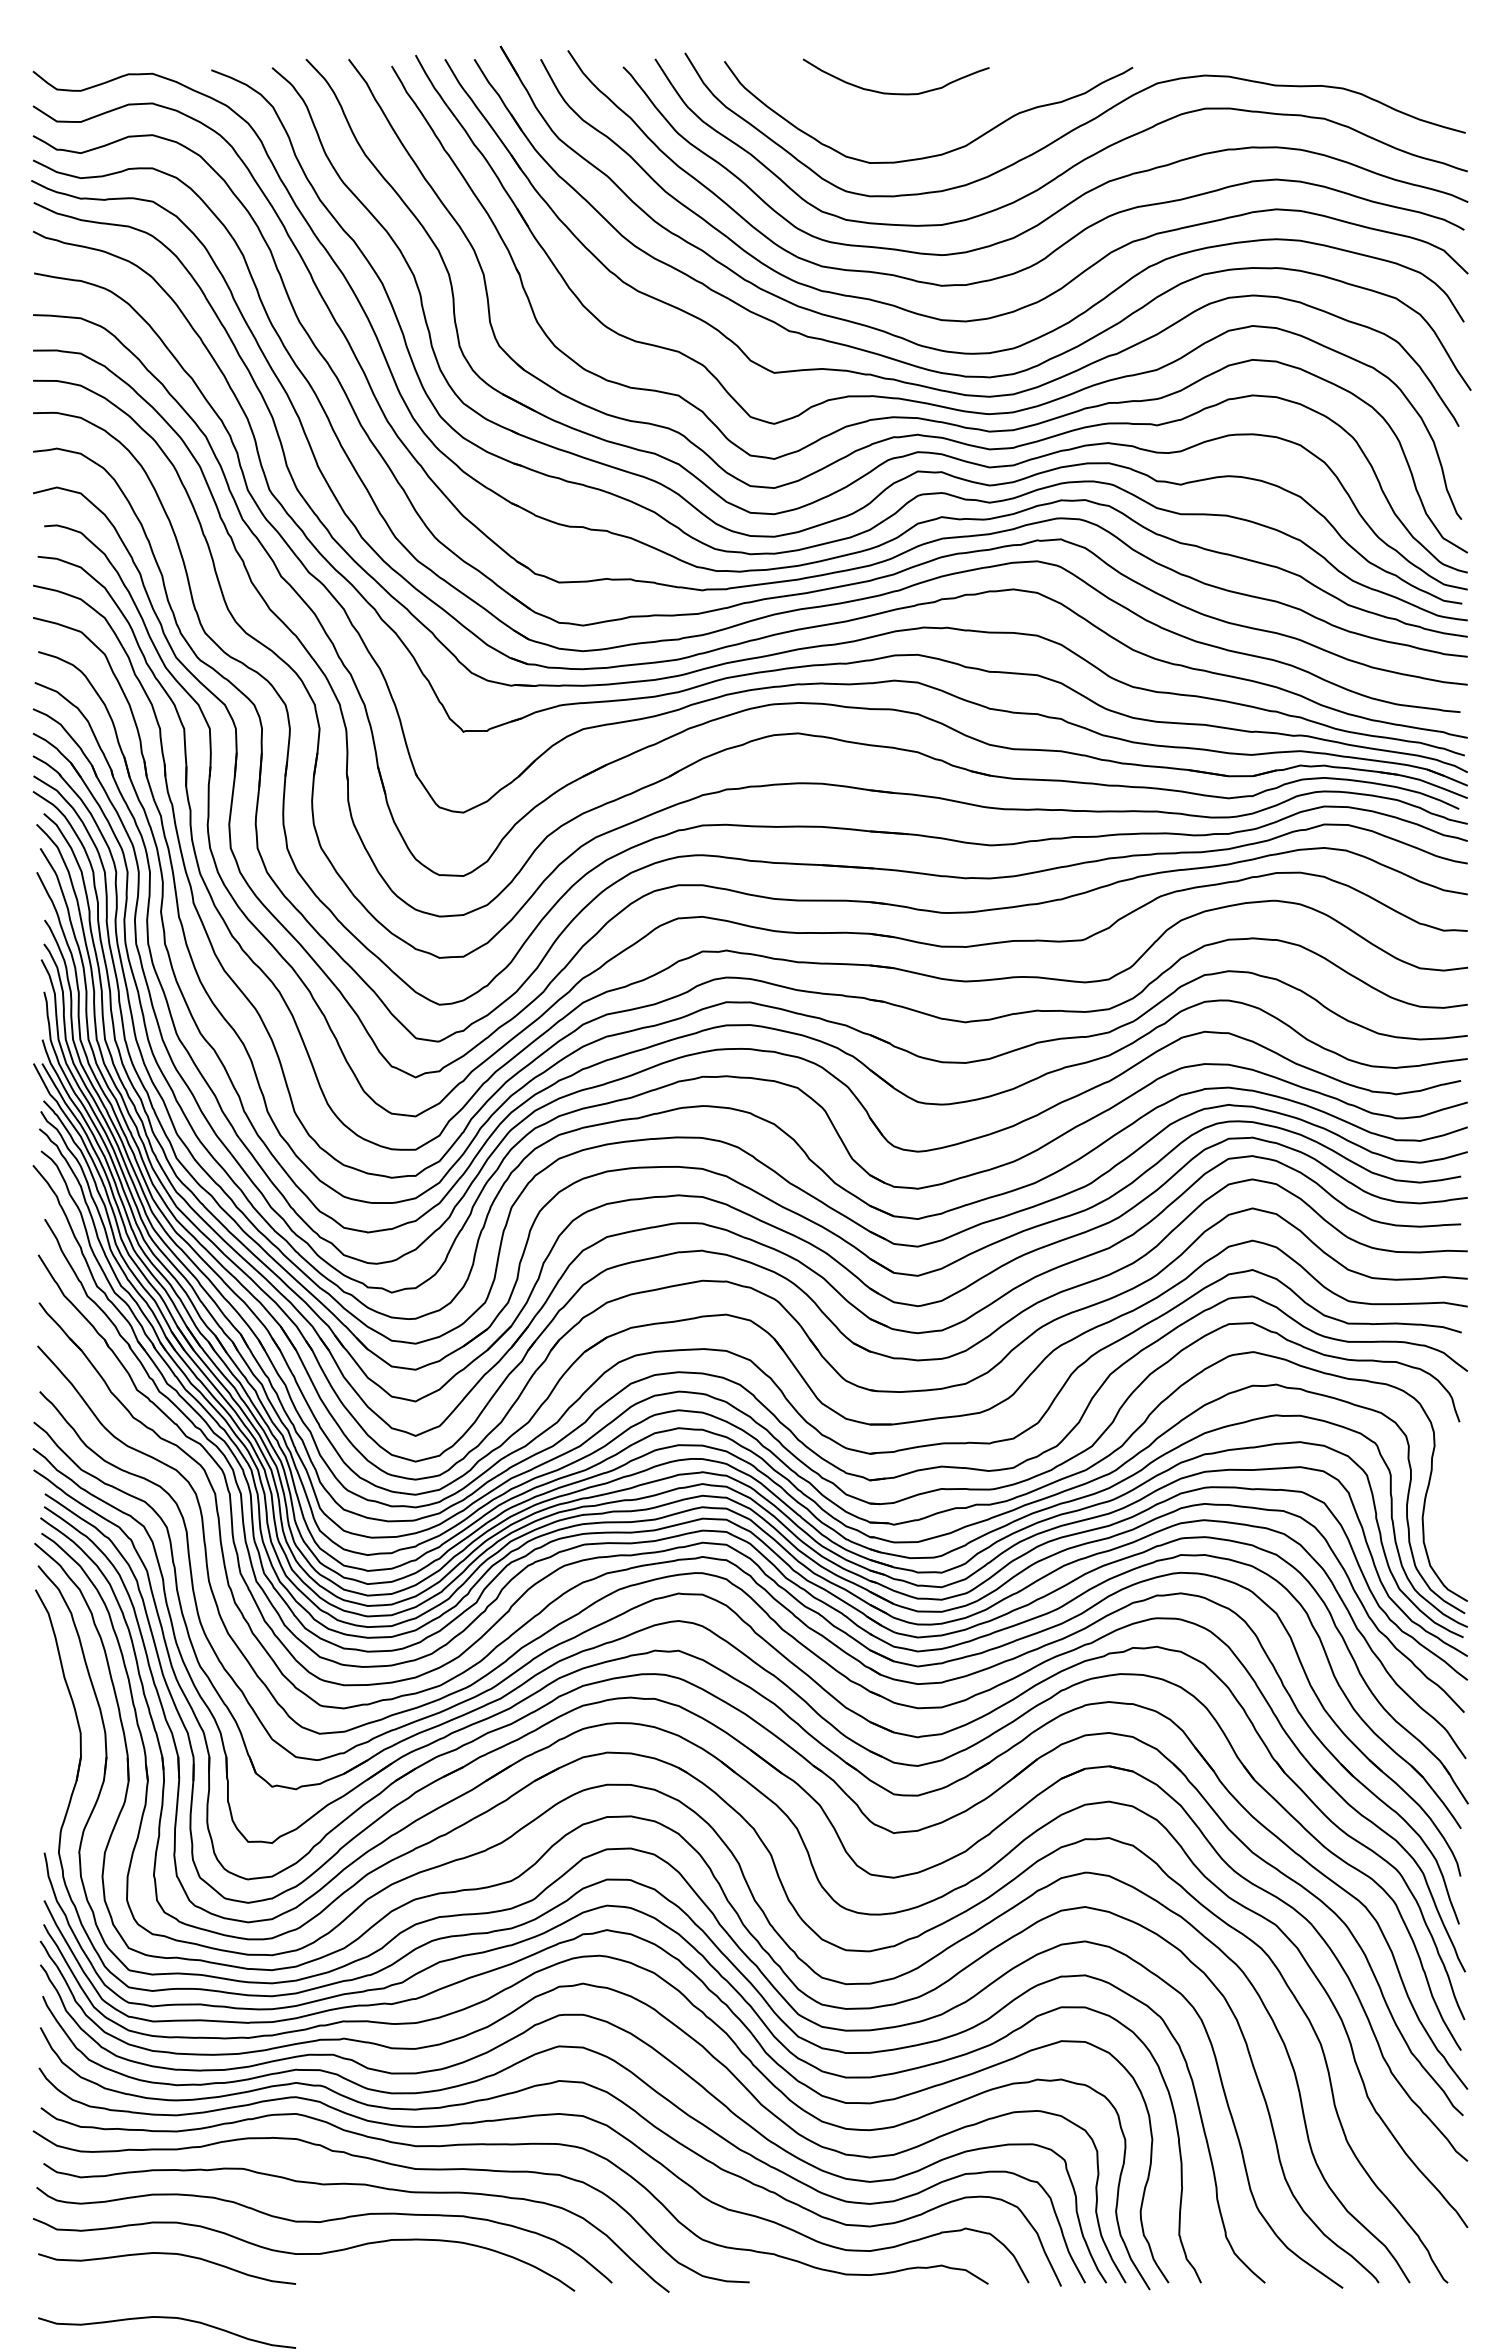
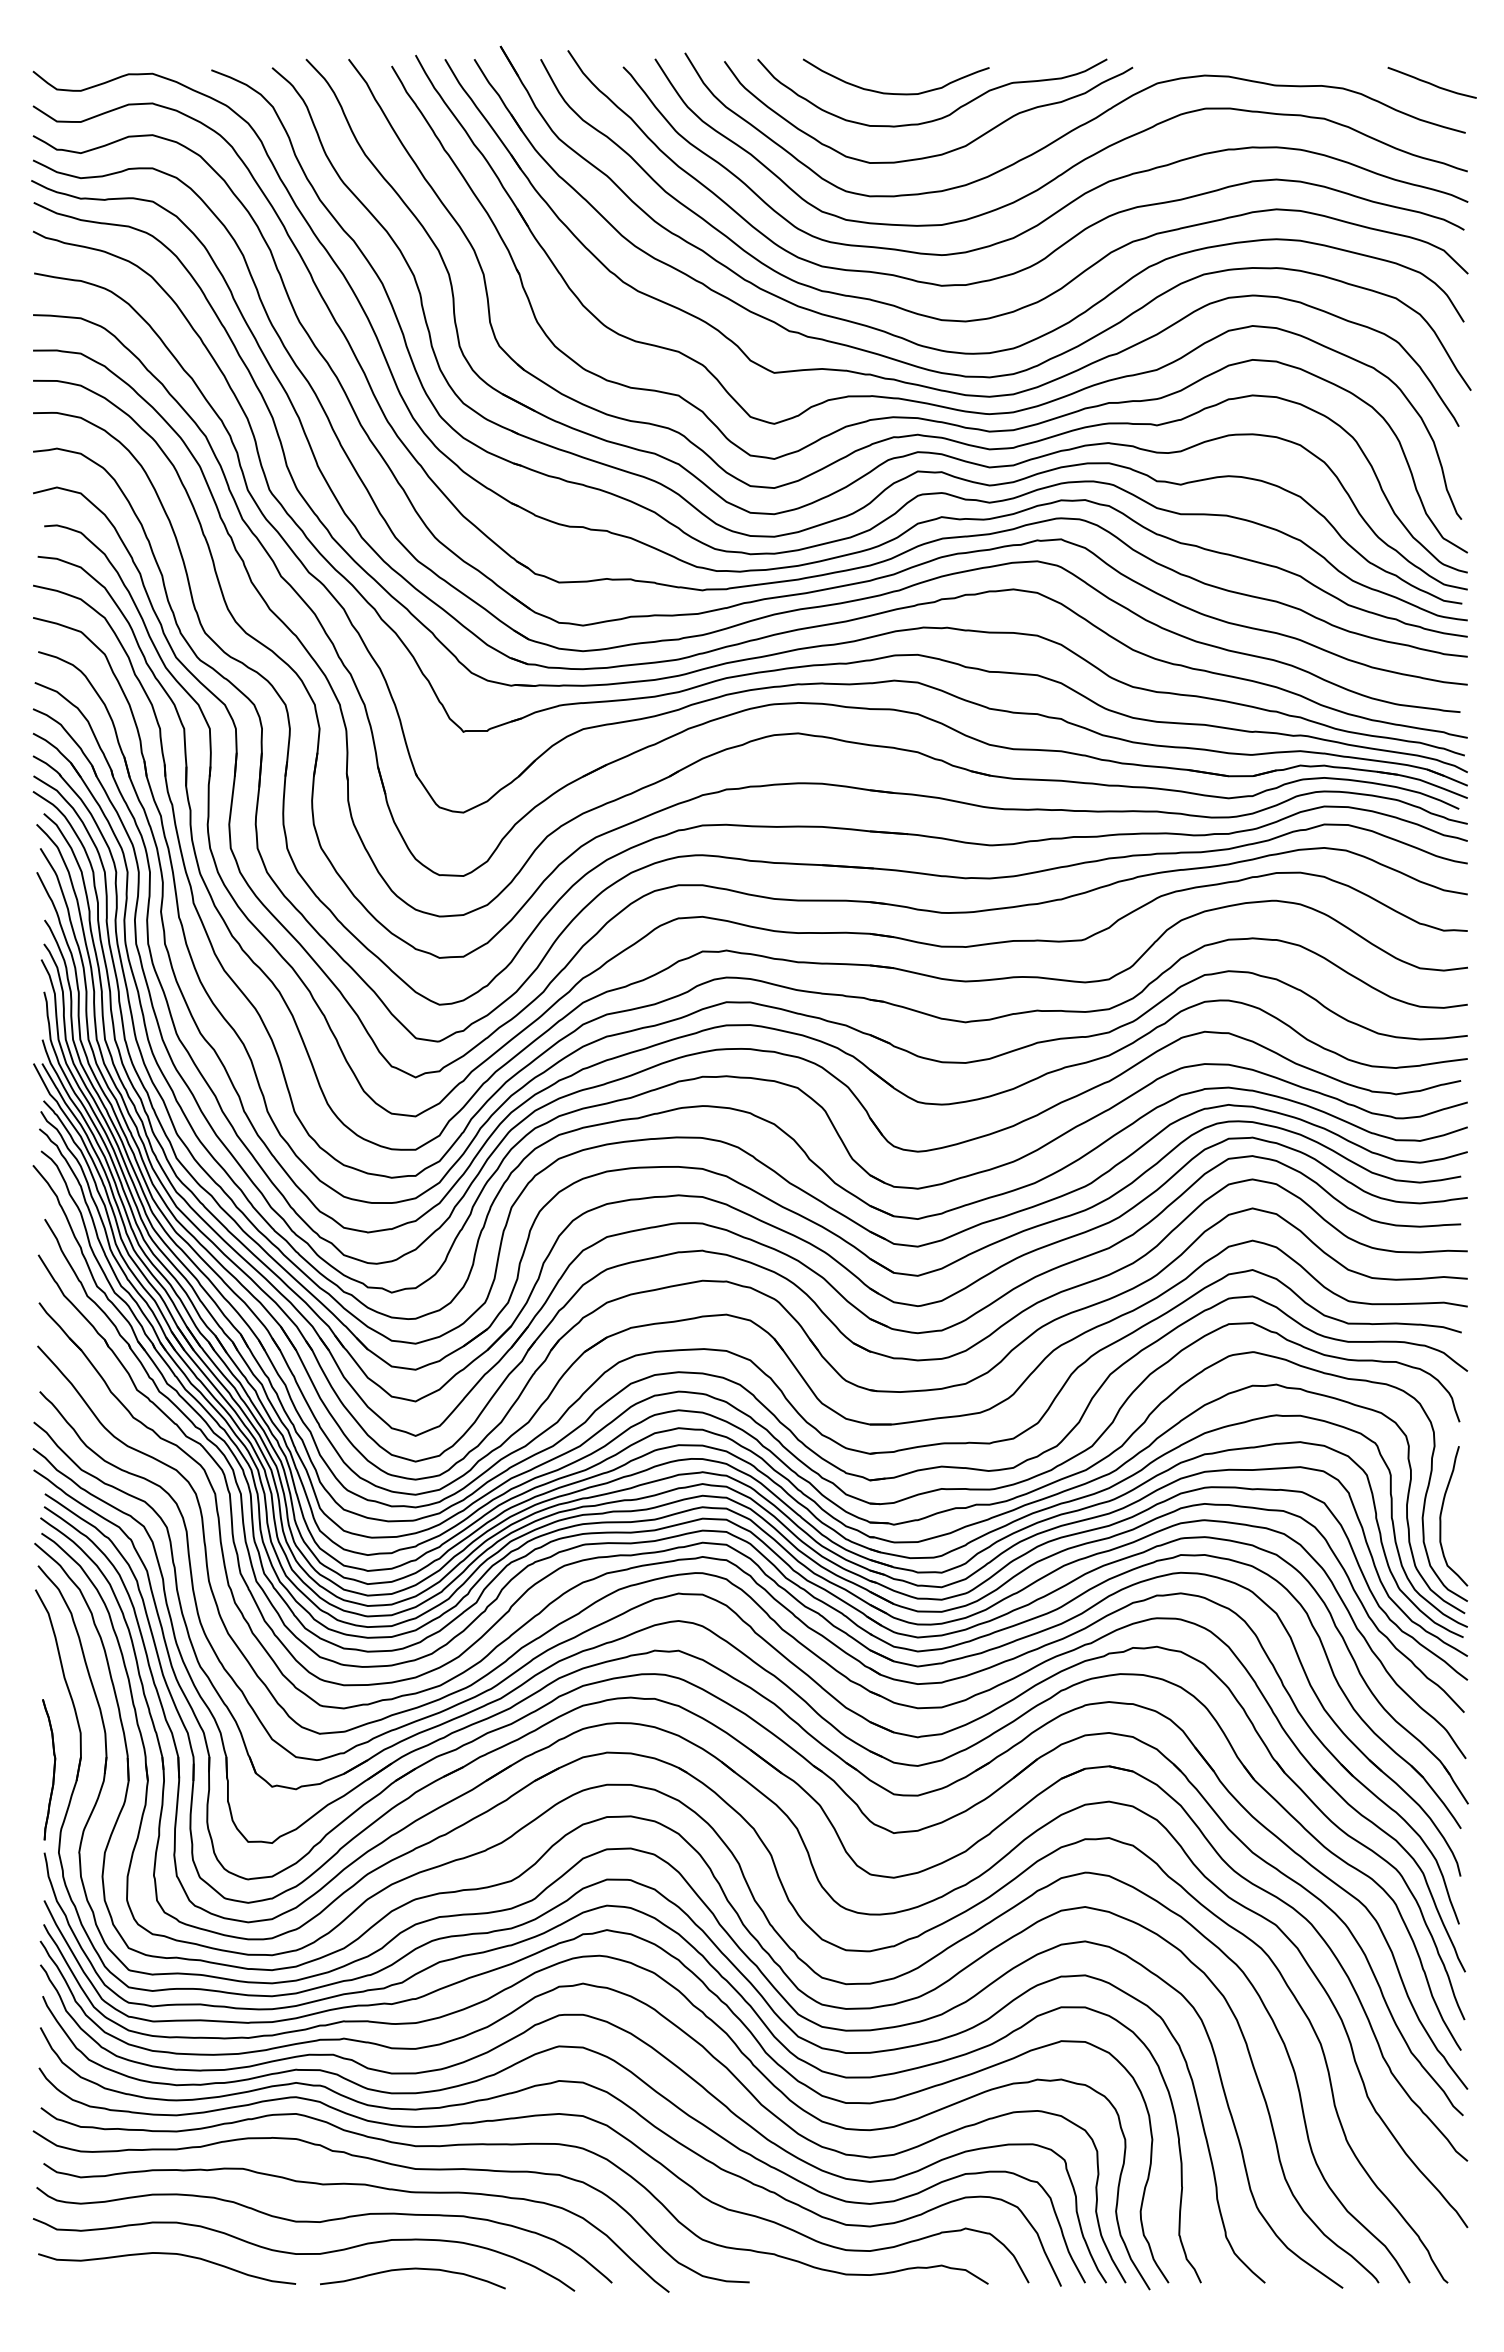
curve: none -> present (1430, 82)
curve: none -> present (940, 117)
curve: none -> present (1441, 1516)
part: none -> present (49, 1769)
curve: none -> present (412, 2269)
curve: present -> none (167, 2318)
